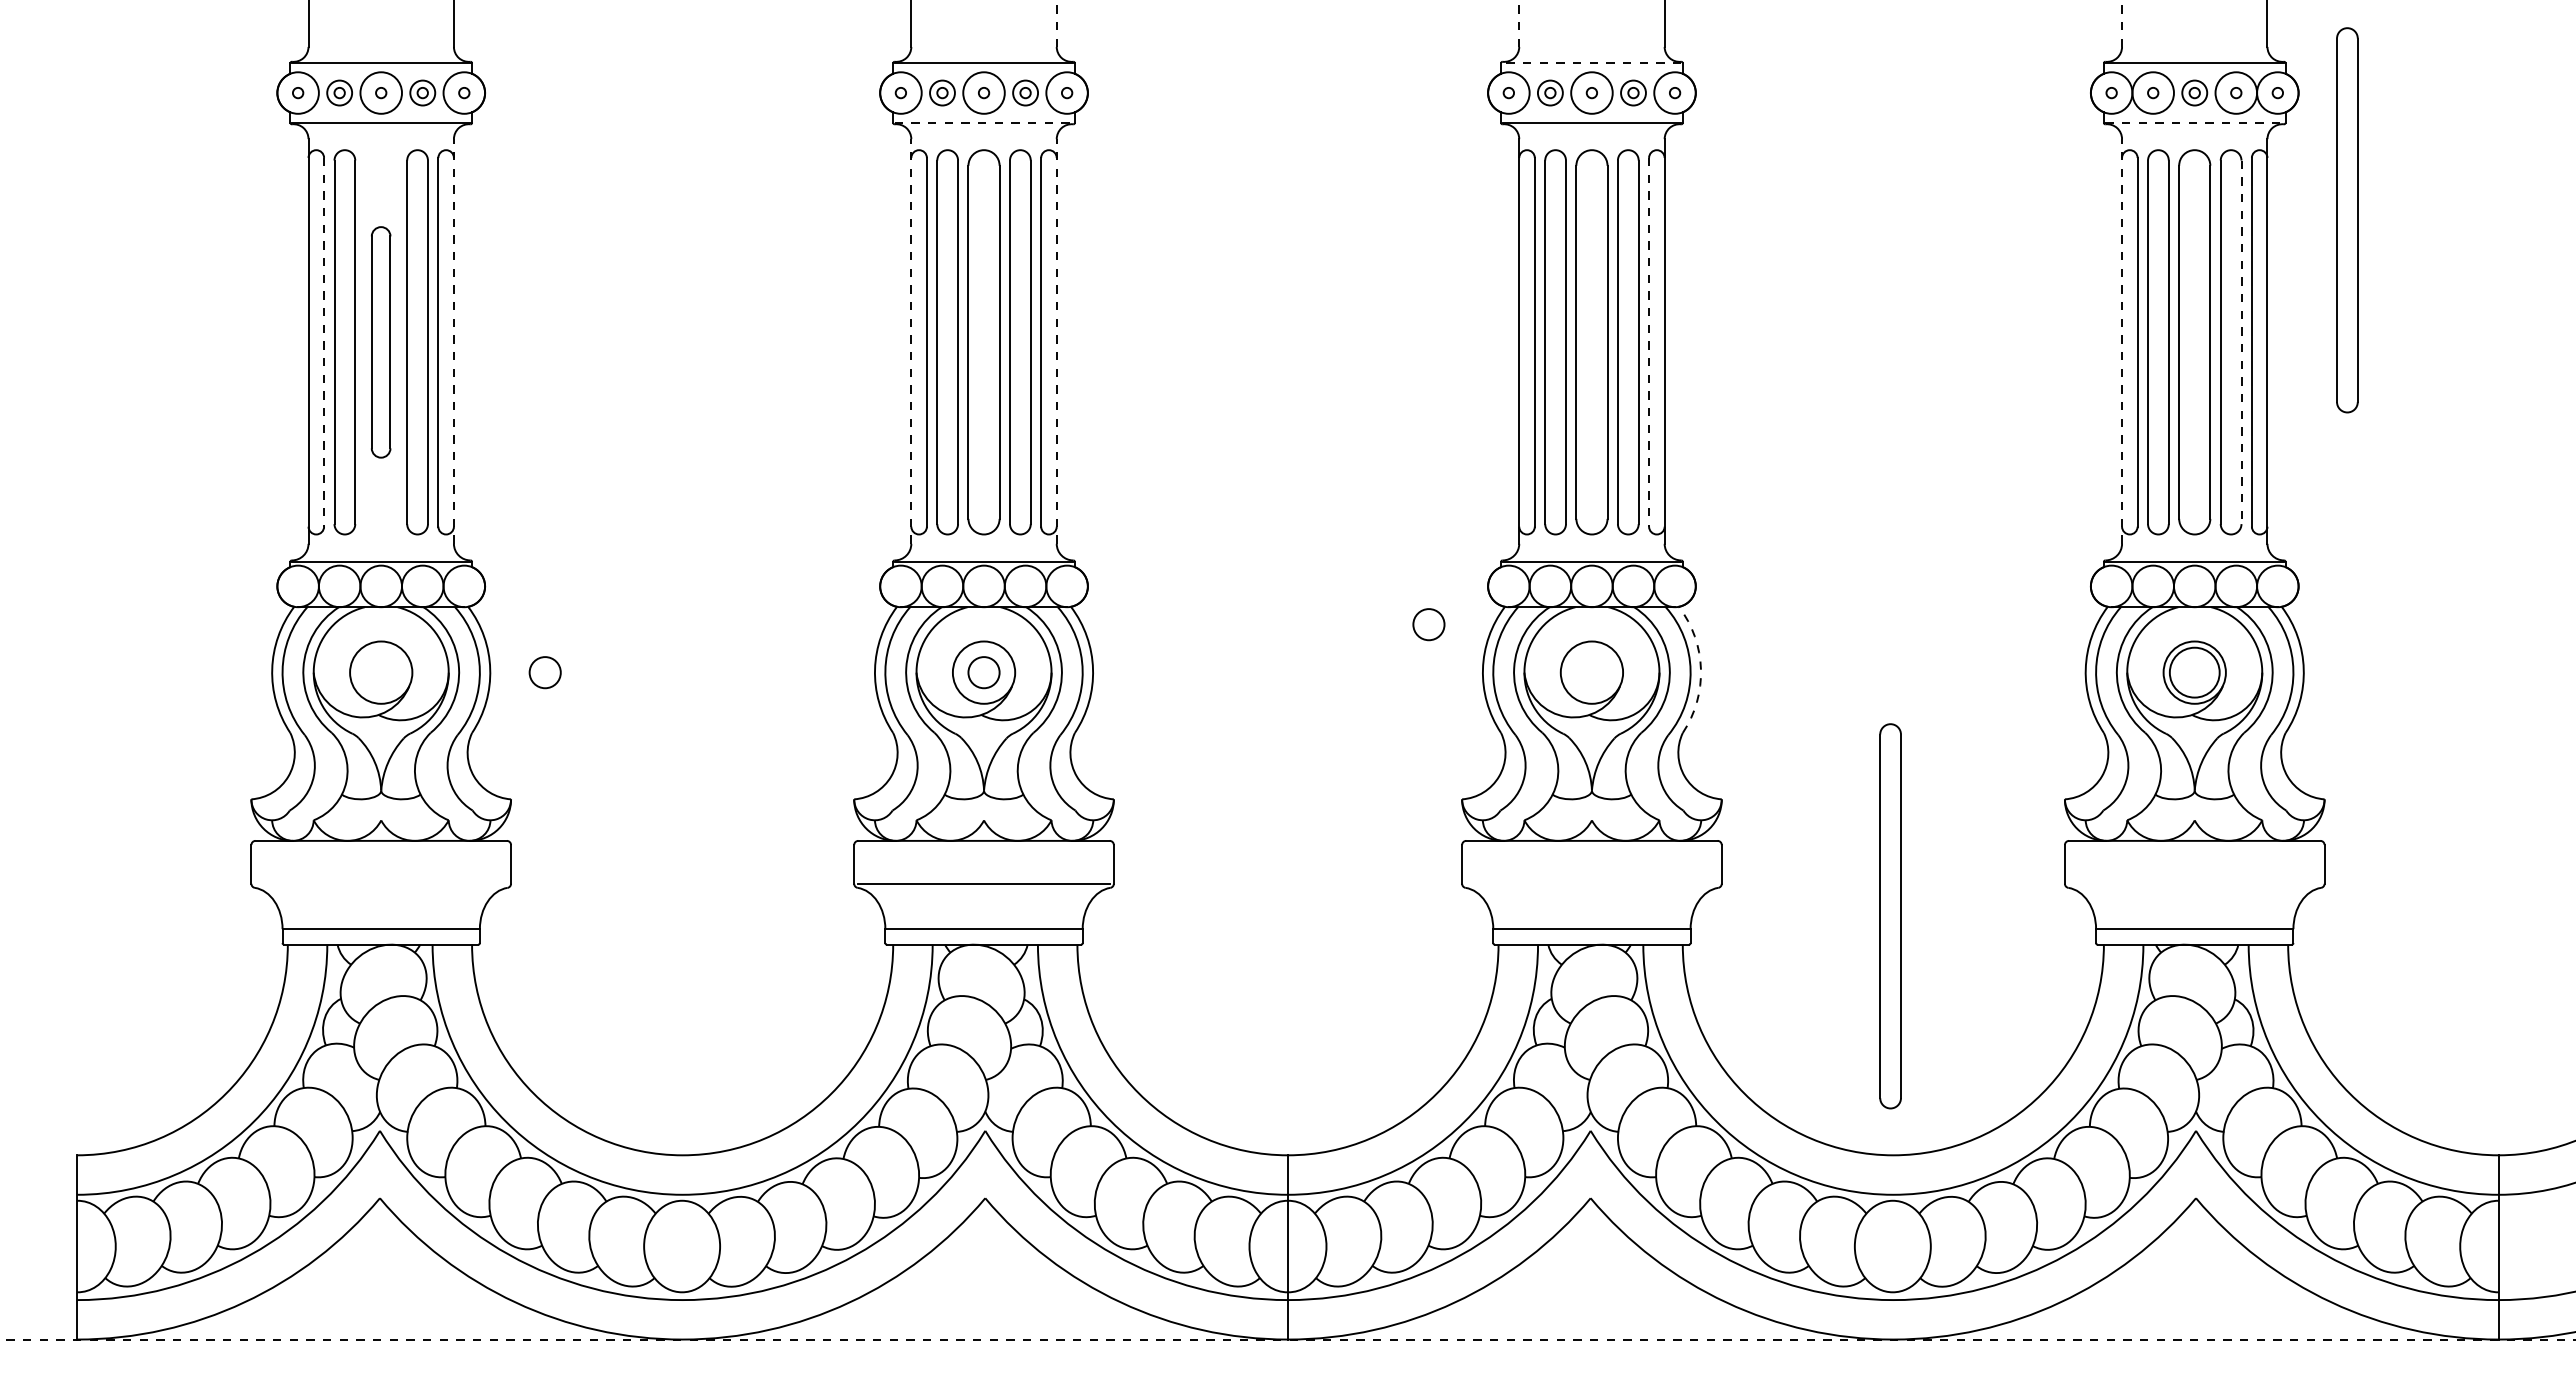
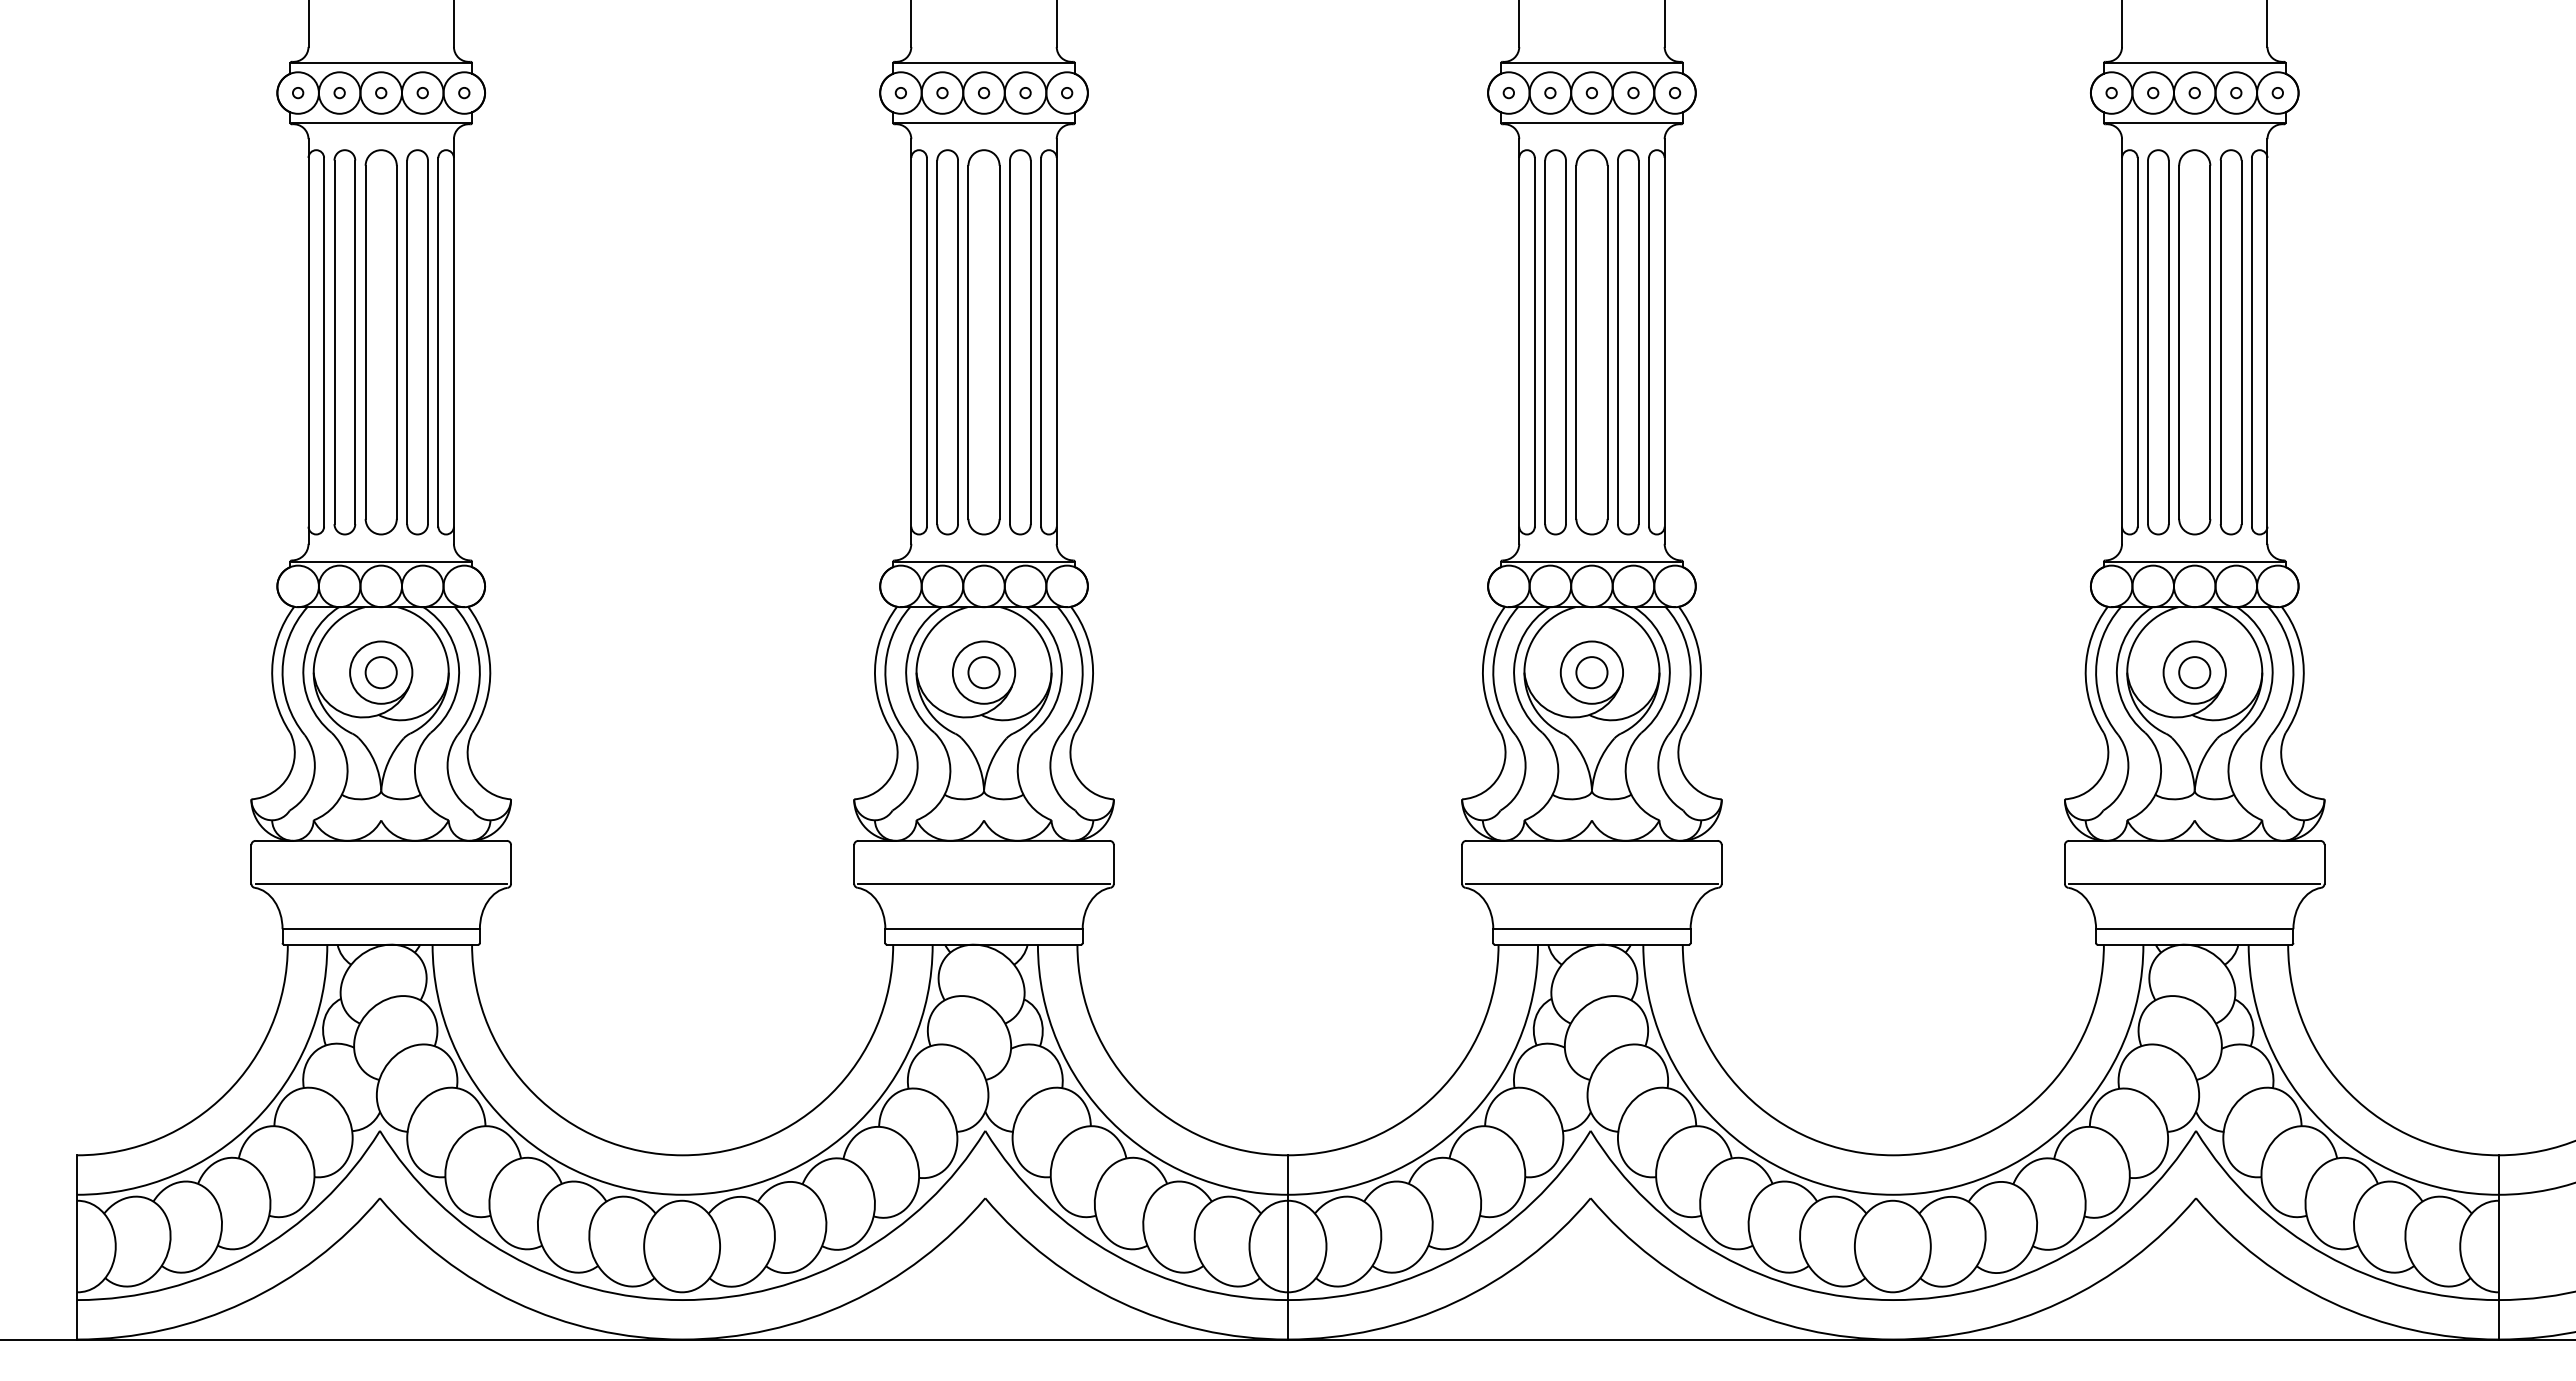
line: dashed -> solid (1056, 23)
line: dashed -> solid (1519, 23)
line: dashed -> solid (2122, 23)
line: dashed -> solid (1591, 63)
circle diameter: 25 px -> 42 px (339, 92)
circle diameter: 25 px -> 42 px (422, 92)
circle diameter: 25 px -> 42 px (942, 92)
circle diameter: 25 px -> 42 px (1025, 92)
circle diameter: 25 px -> 42 px (1550, 92)
circle diameter: 25 px -> 42 px (1633, 92)
circle diameter: 25 px -> 42 px (2194, 92)
line: dashed -> solid (984, 122)
line: dashed -> solid (2195, 122)
part: present -> none (2347, 220)
line: dashed -> solid (453, 341)
line: dashed -> solid (911, 341)
line: dashed -> solid (1056, 341)
line: dashed -> solid (2122, 341)
line: dashed -> solid (324, 342)
part size: 21x233 px -> 34x387 px (380, 342)
line: dashed -> solid (1649, 342)
line: dashed -> solid (2241, 342)
circle position: (1428, 624) -> (1591, 672) (1591, 672)
arc: dashed -> solid (1700, 669)
circle position: (544, 672) -> (380, 672) (380, 672)
circle diameter: 50 px -> 31 px (2194, 672)
line: none -> present (380, 883)
line: none -> present (1591, 883)
line: none -> present (2194, 883)
part: present -> none (1890, 916)
line: dashed -> solid (1288, 1339)
